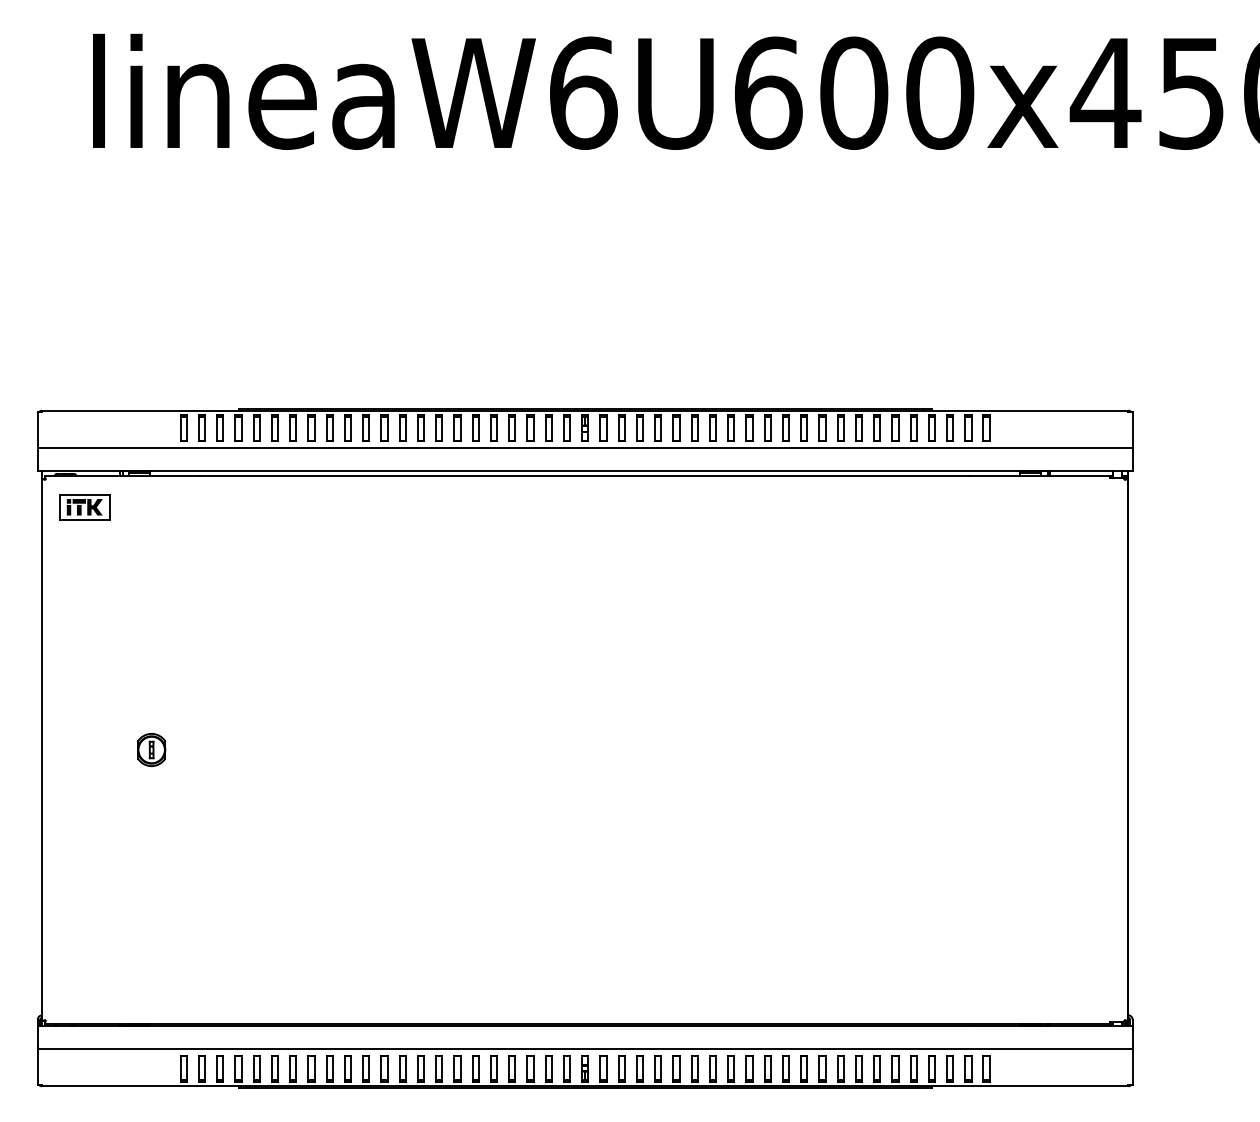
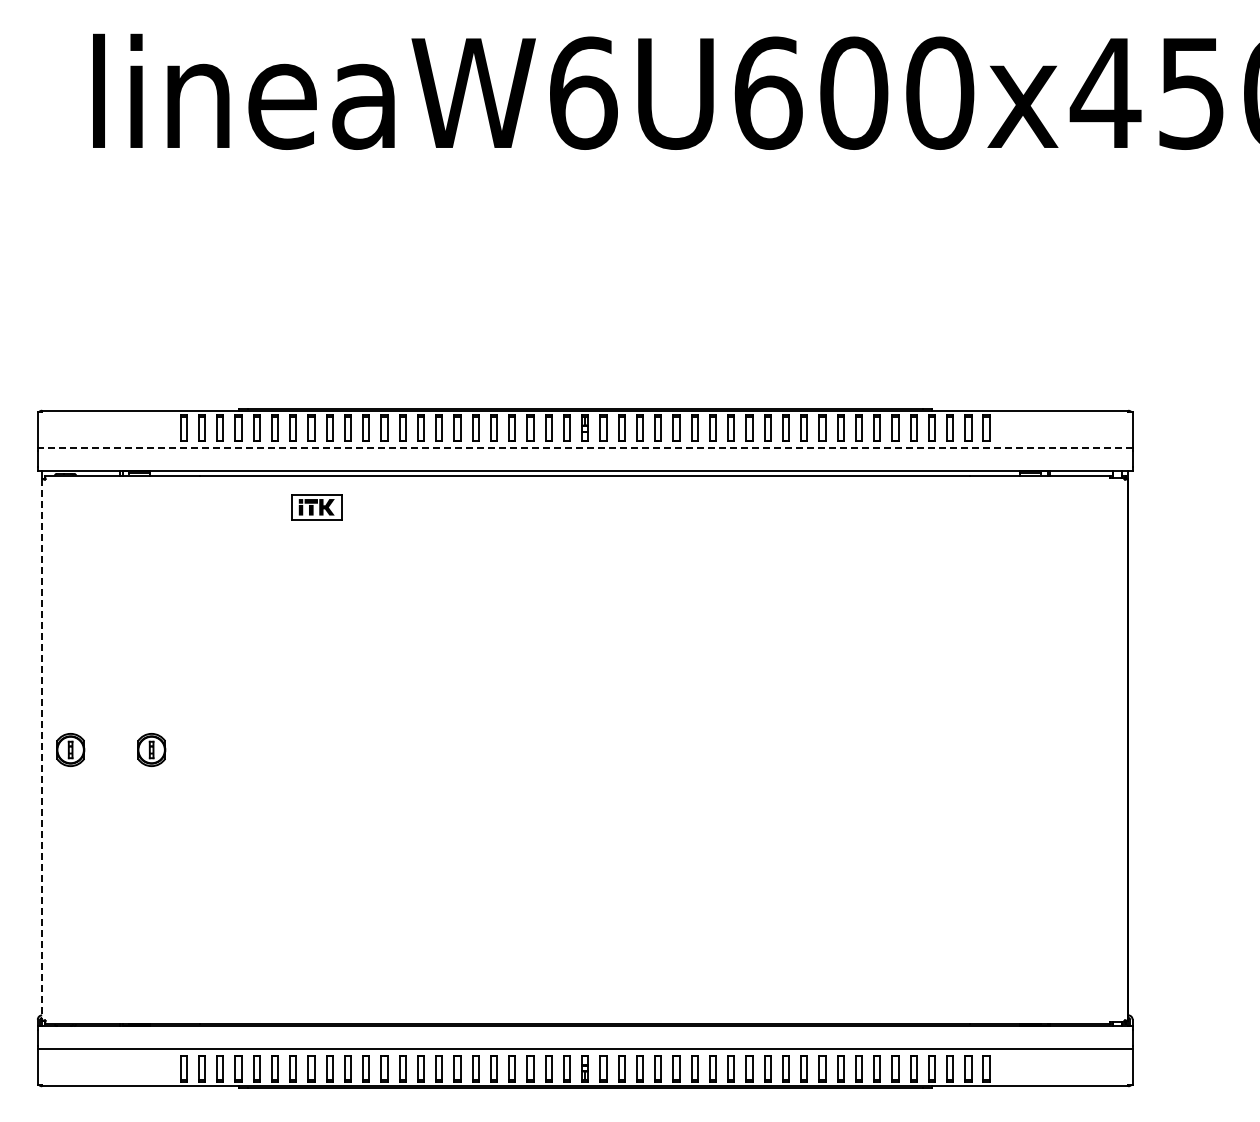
line: solid -> dashed (584, 447)
part position: (84, 507) -> (316, 507) (316, 507)
part: none -> present (70, 749)
line: solid -> dashed (42, 750)
